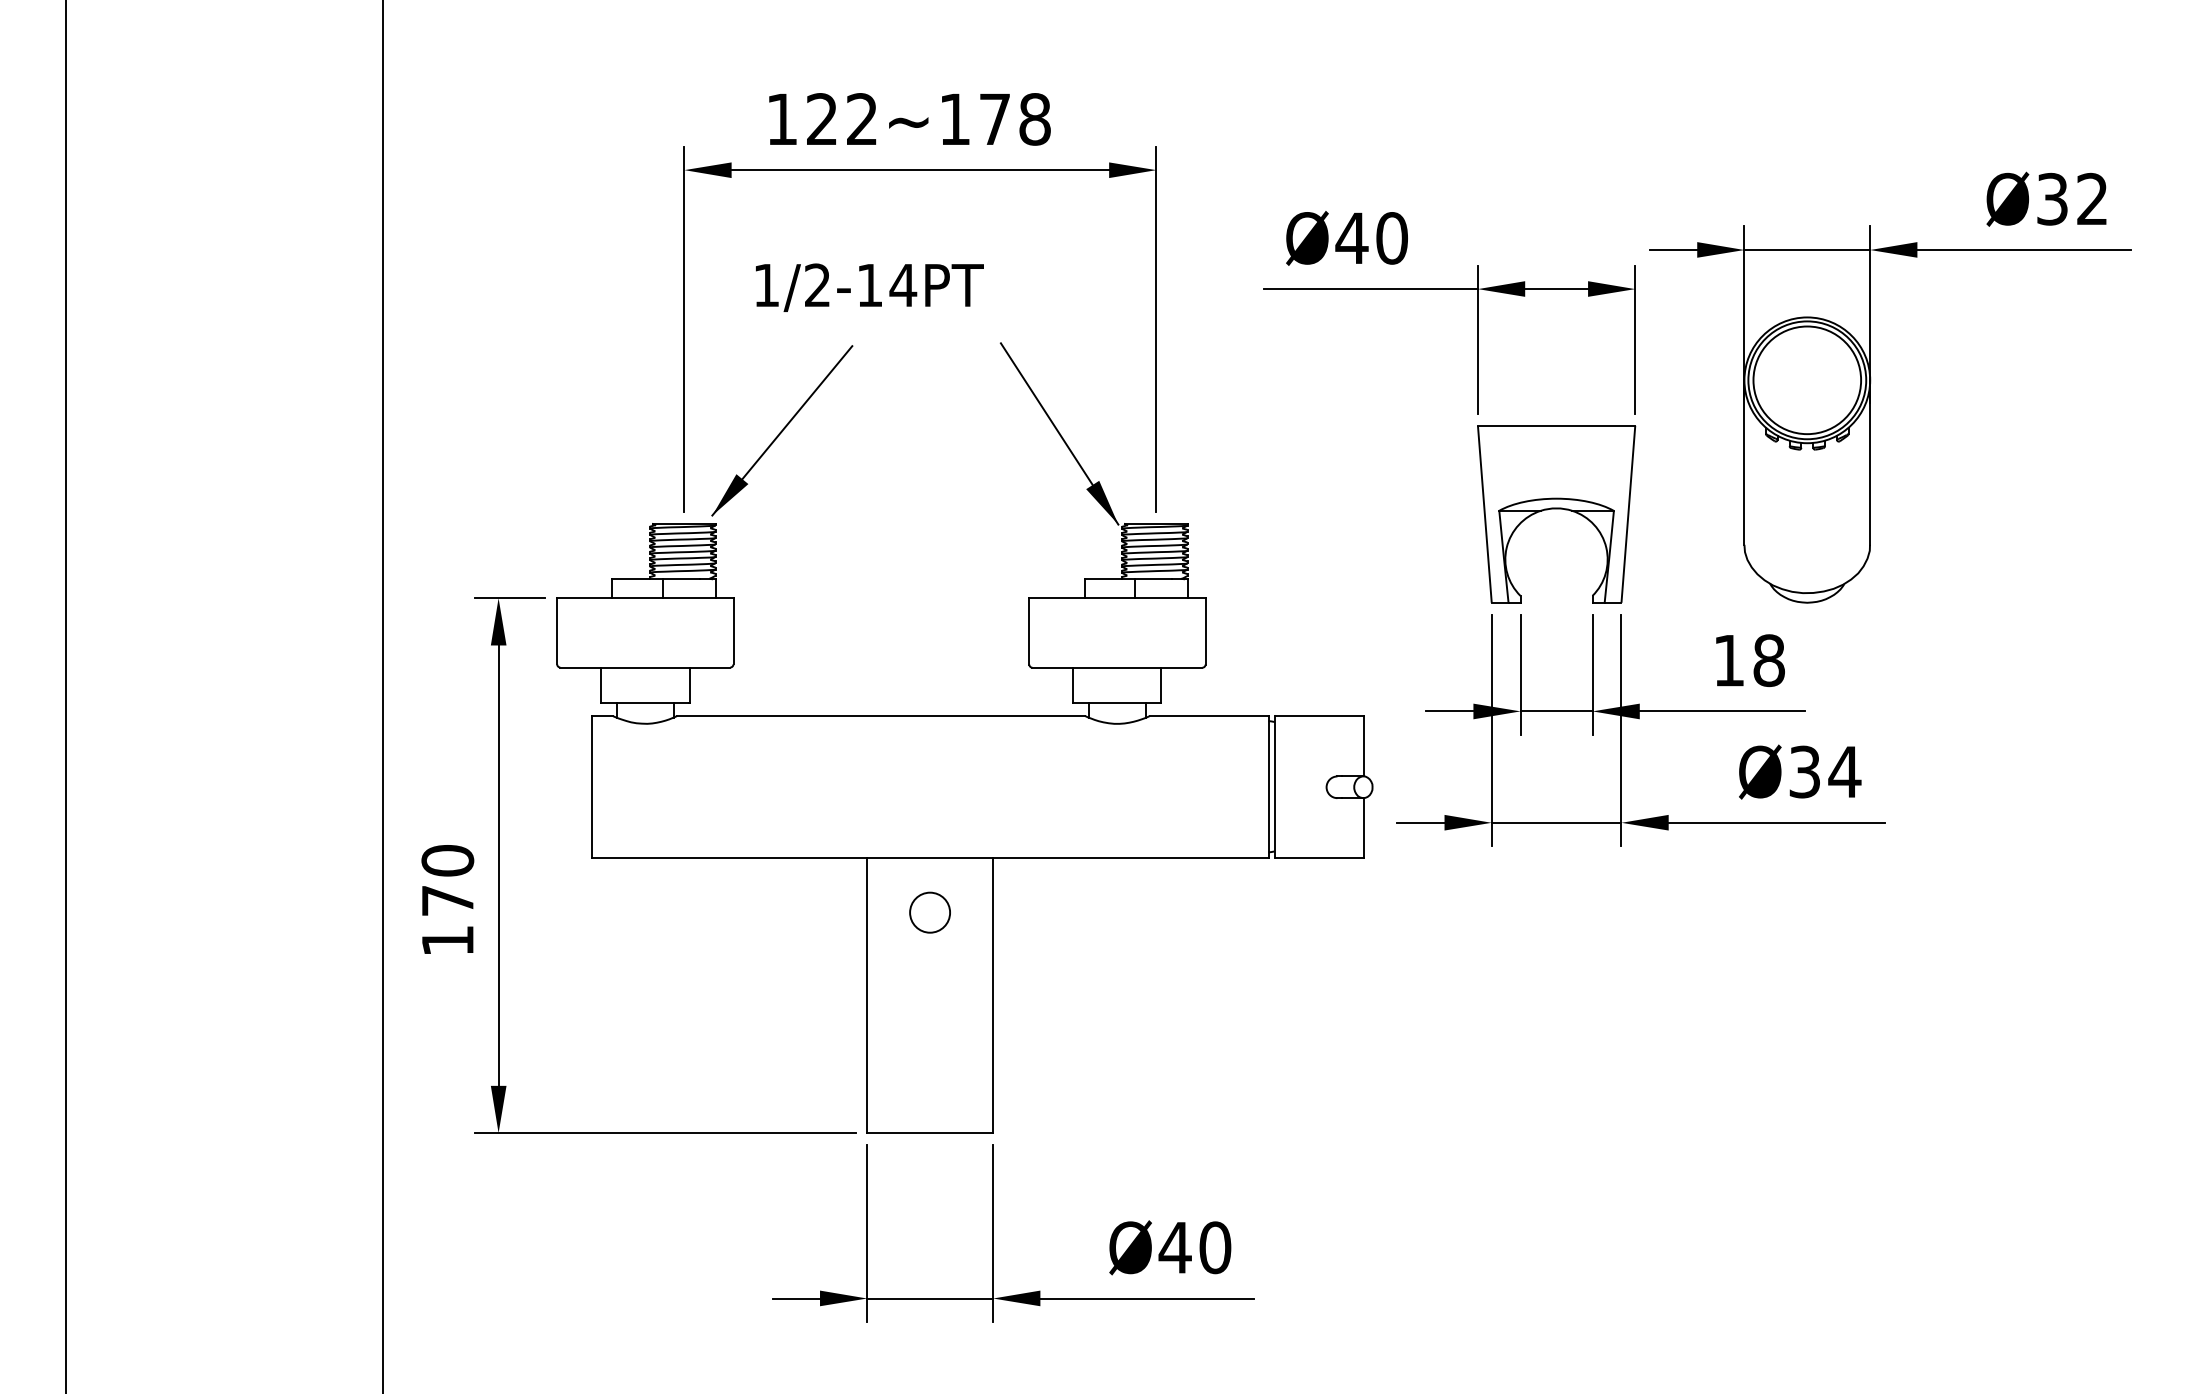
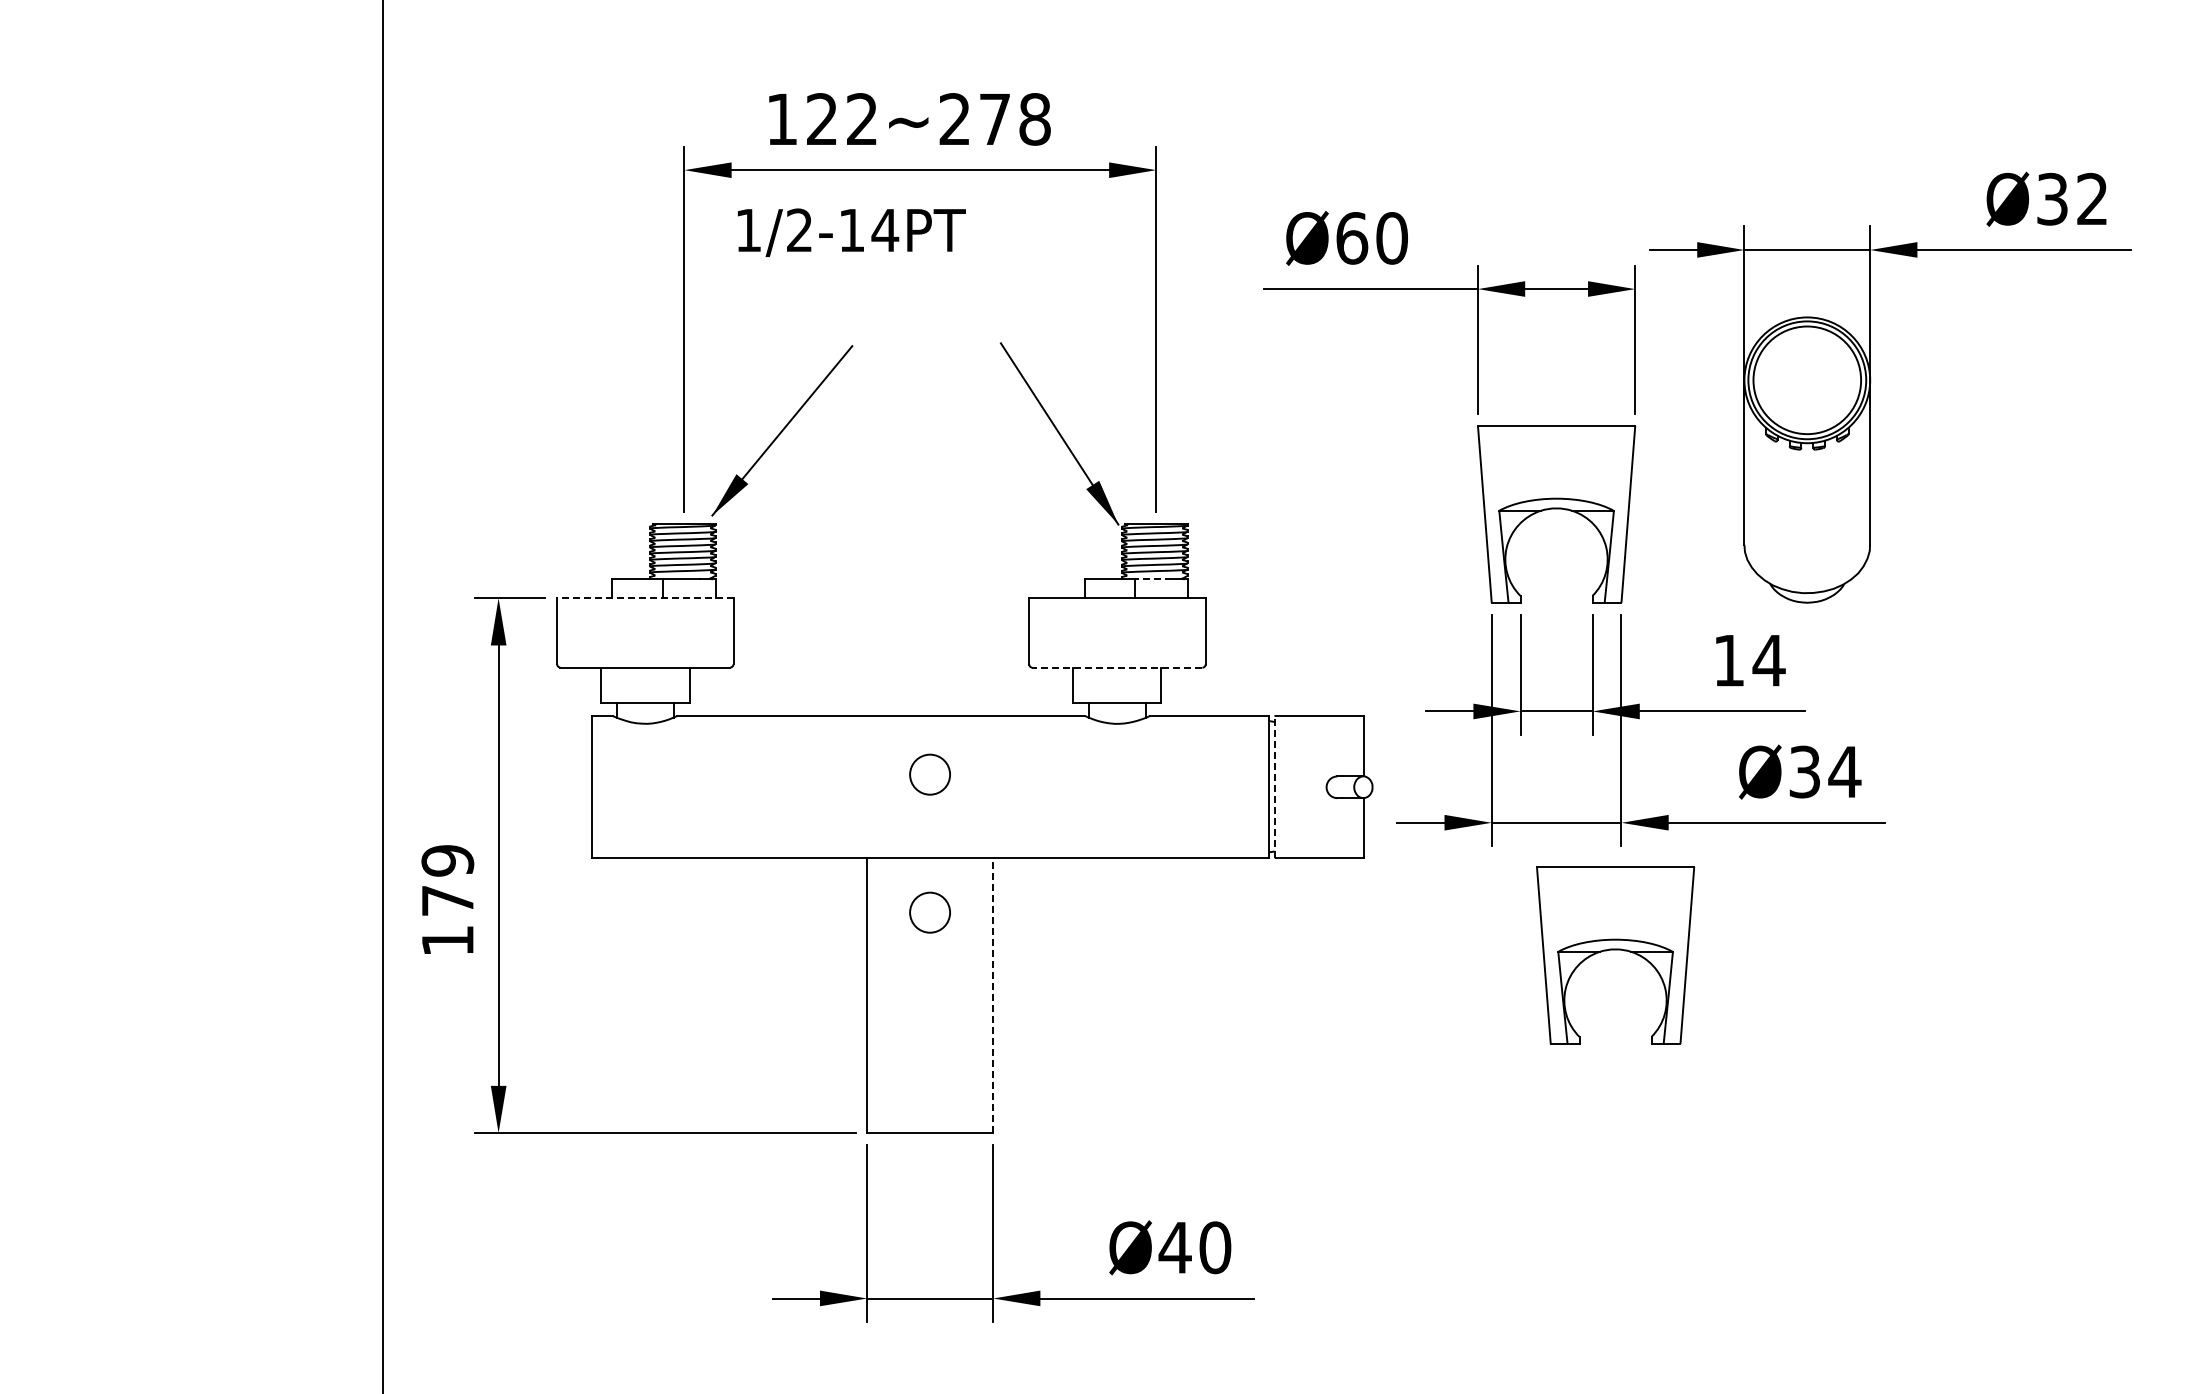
text: 122~178 -> 122~278 (954, 118)
text: Ø40 -> Ø60 (1351, 238)
text position: (869, 287) -> (851, 232) (851, 232)
line: solid -> dashed (1153, 579)
line: solid -> dashed (644, 598)
text: 18 -> 14 (1768, 660)
line: solid -> dashed (1117, 667)
line: present -> none (65, 696)
circle: none -> present (929, 774)
line: solid -> dashed (1274, 786)
text: 170 -> 179 (447, 860)
part: none -> present (1615, 955)
line: solid -> dashed (993, 995)
